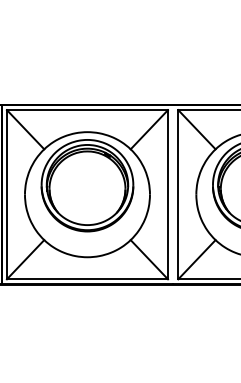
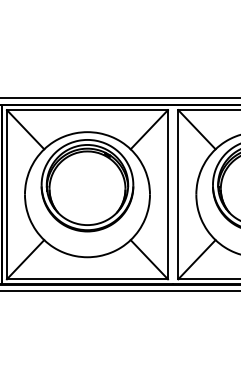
line: none -> present (119, 98)
line: none -> present (119, 291)
